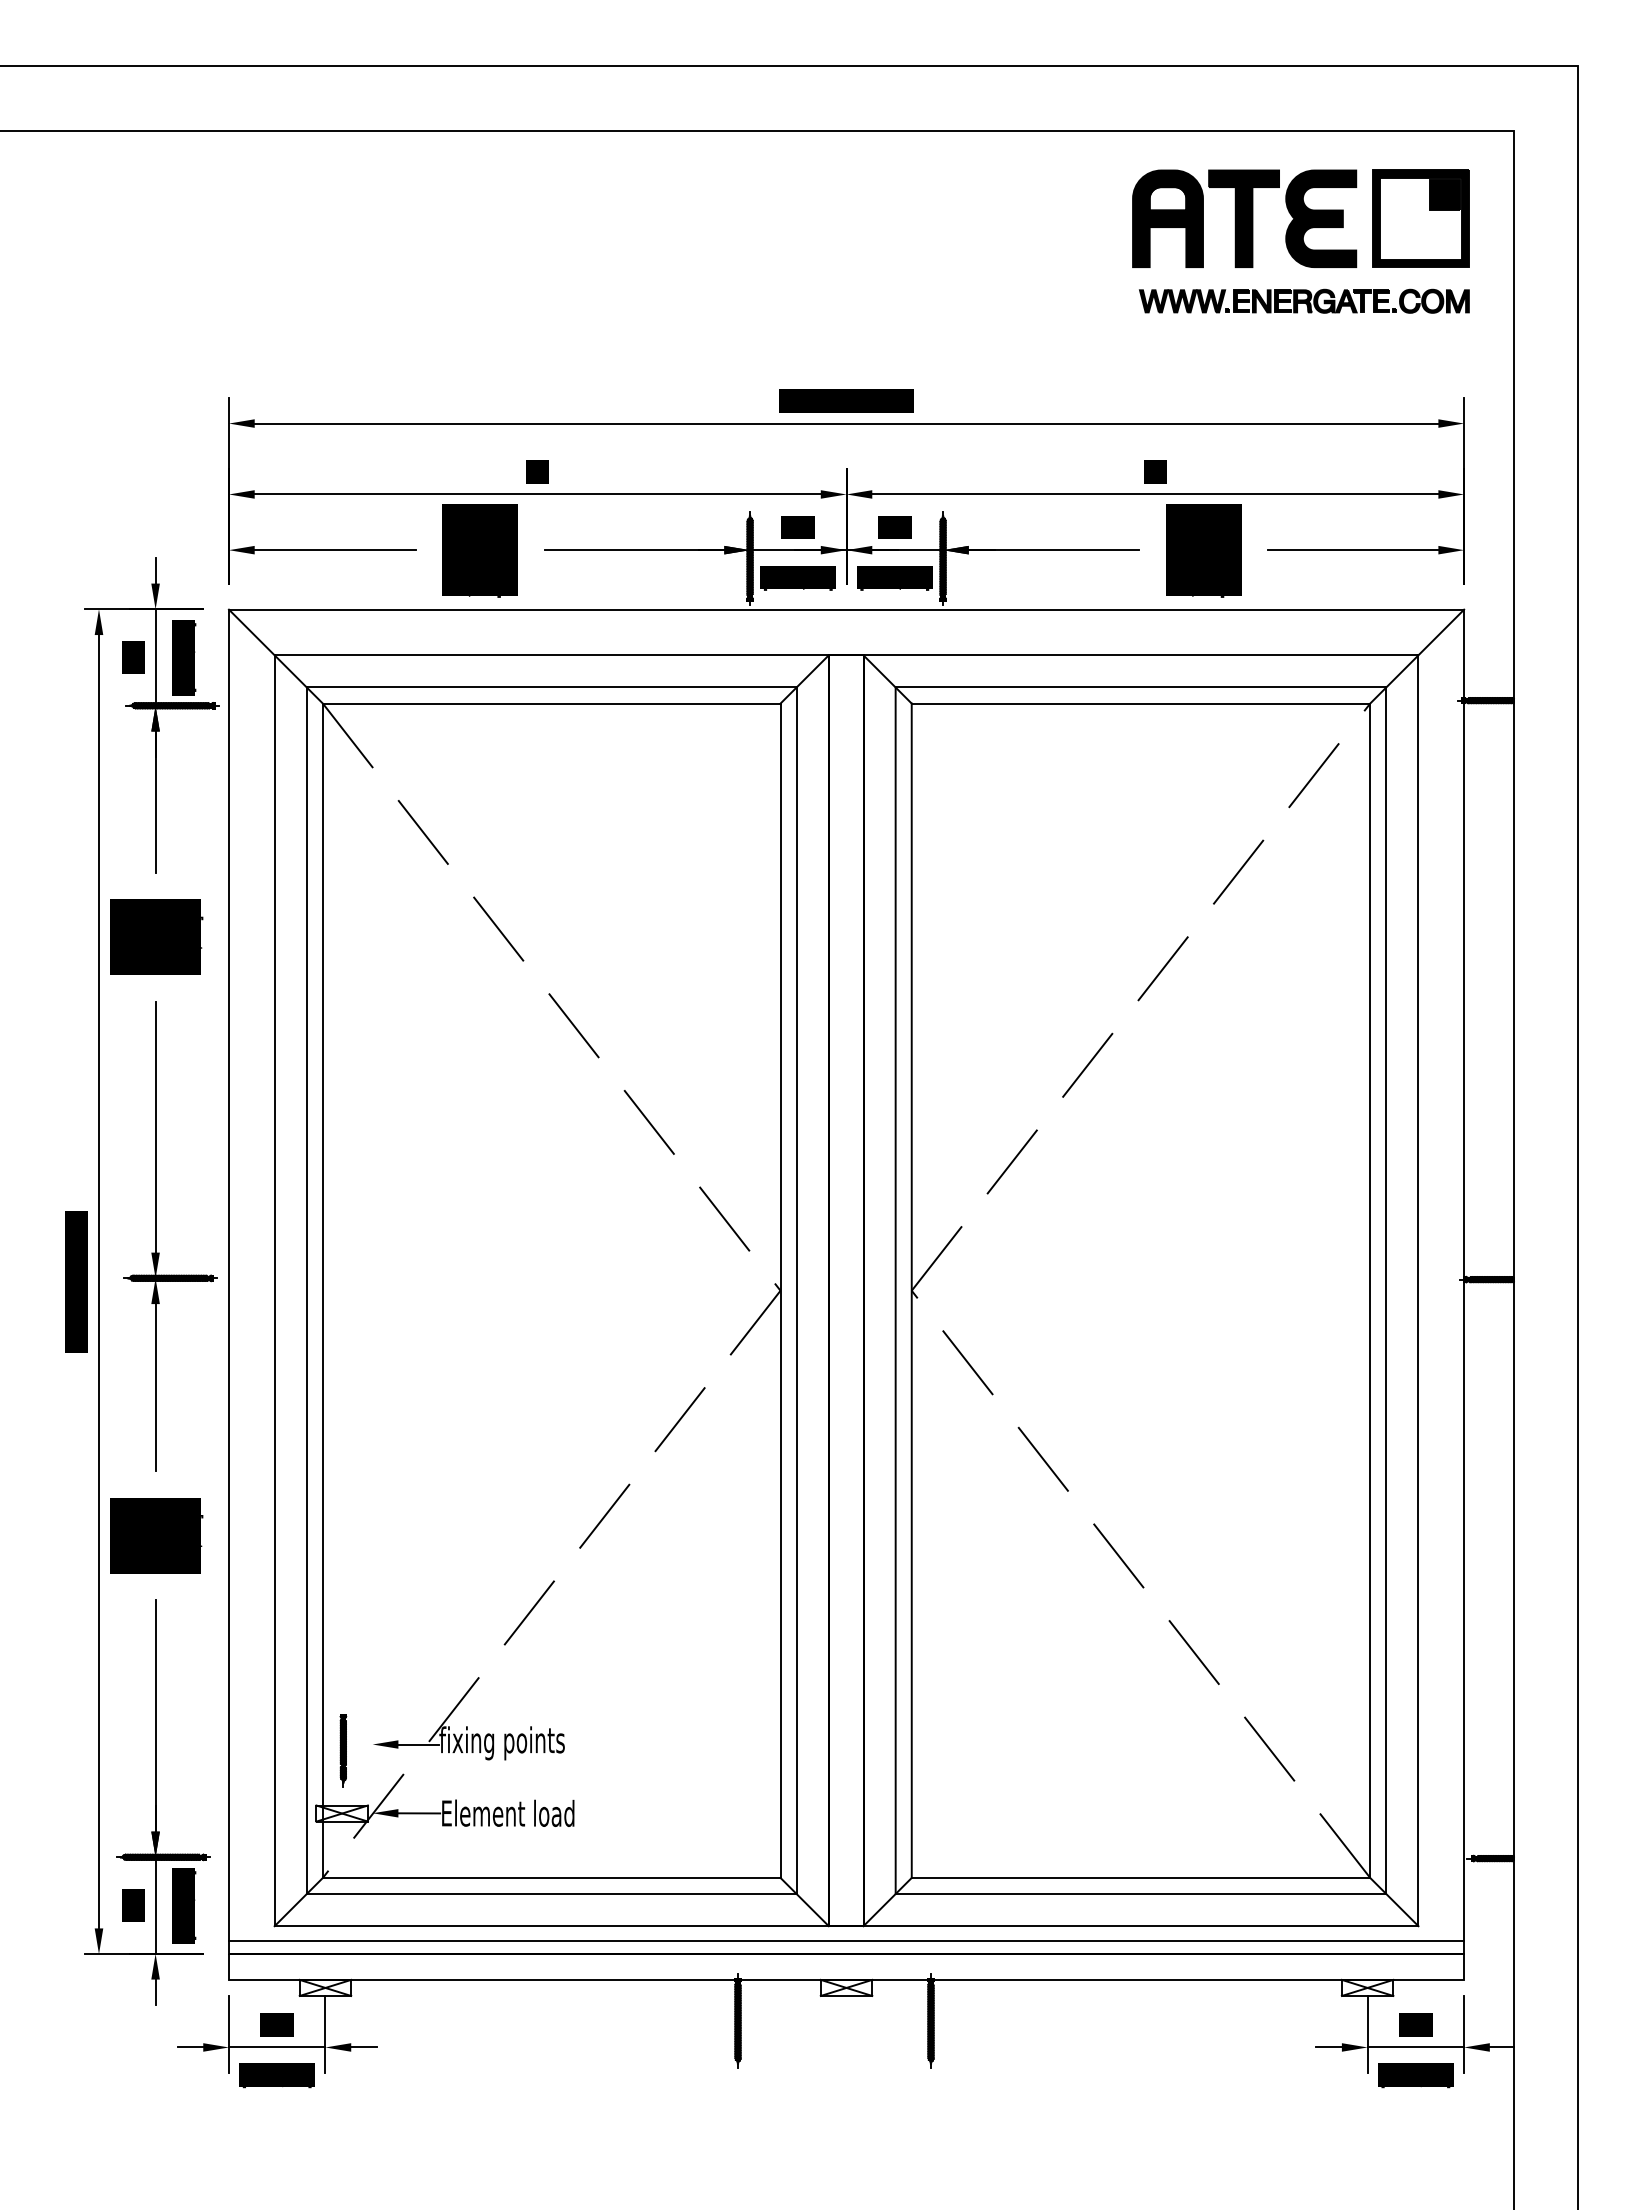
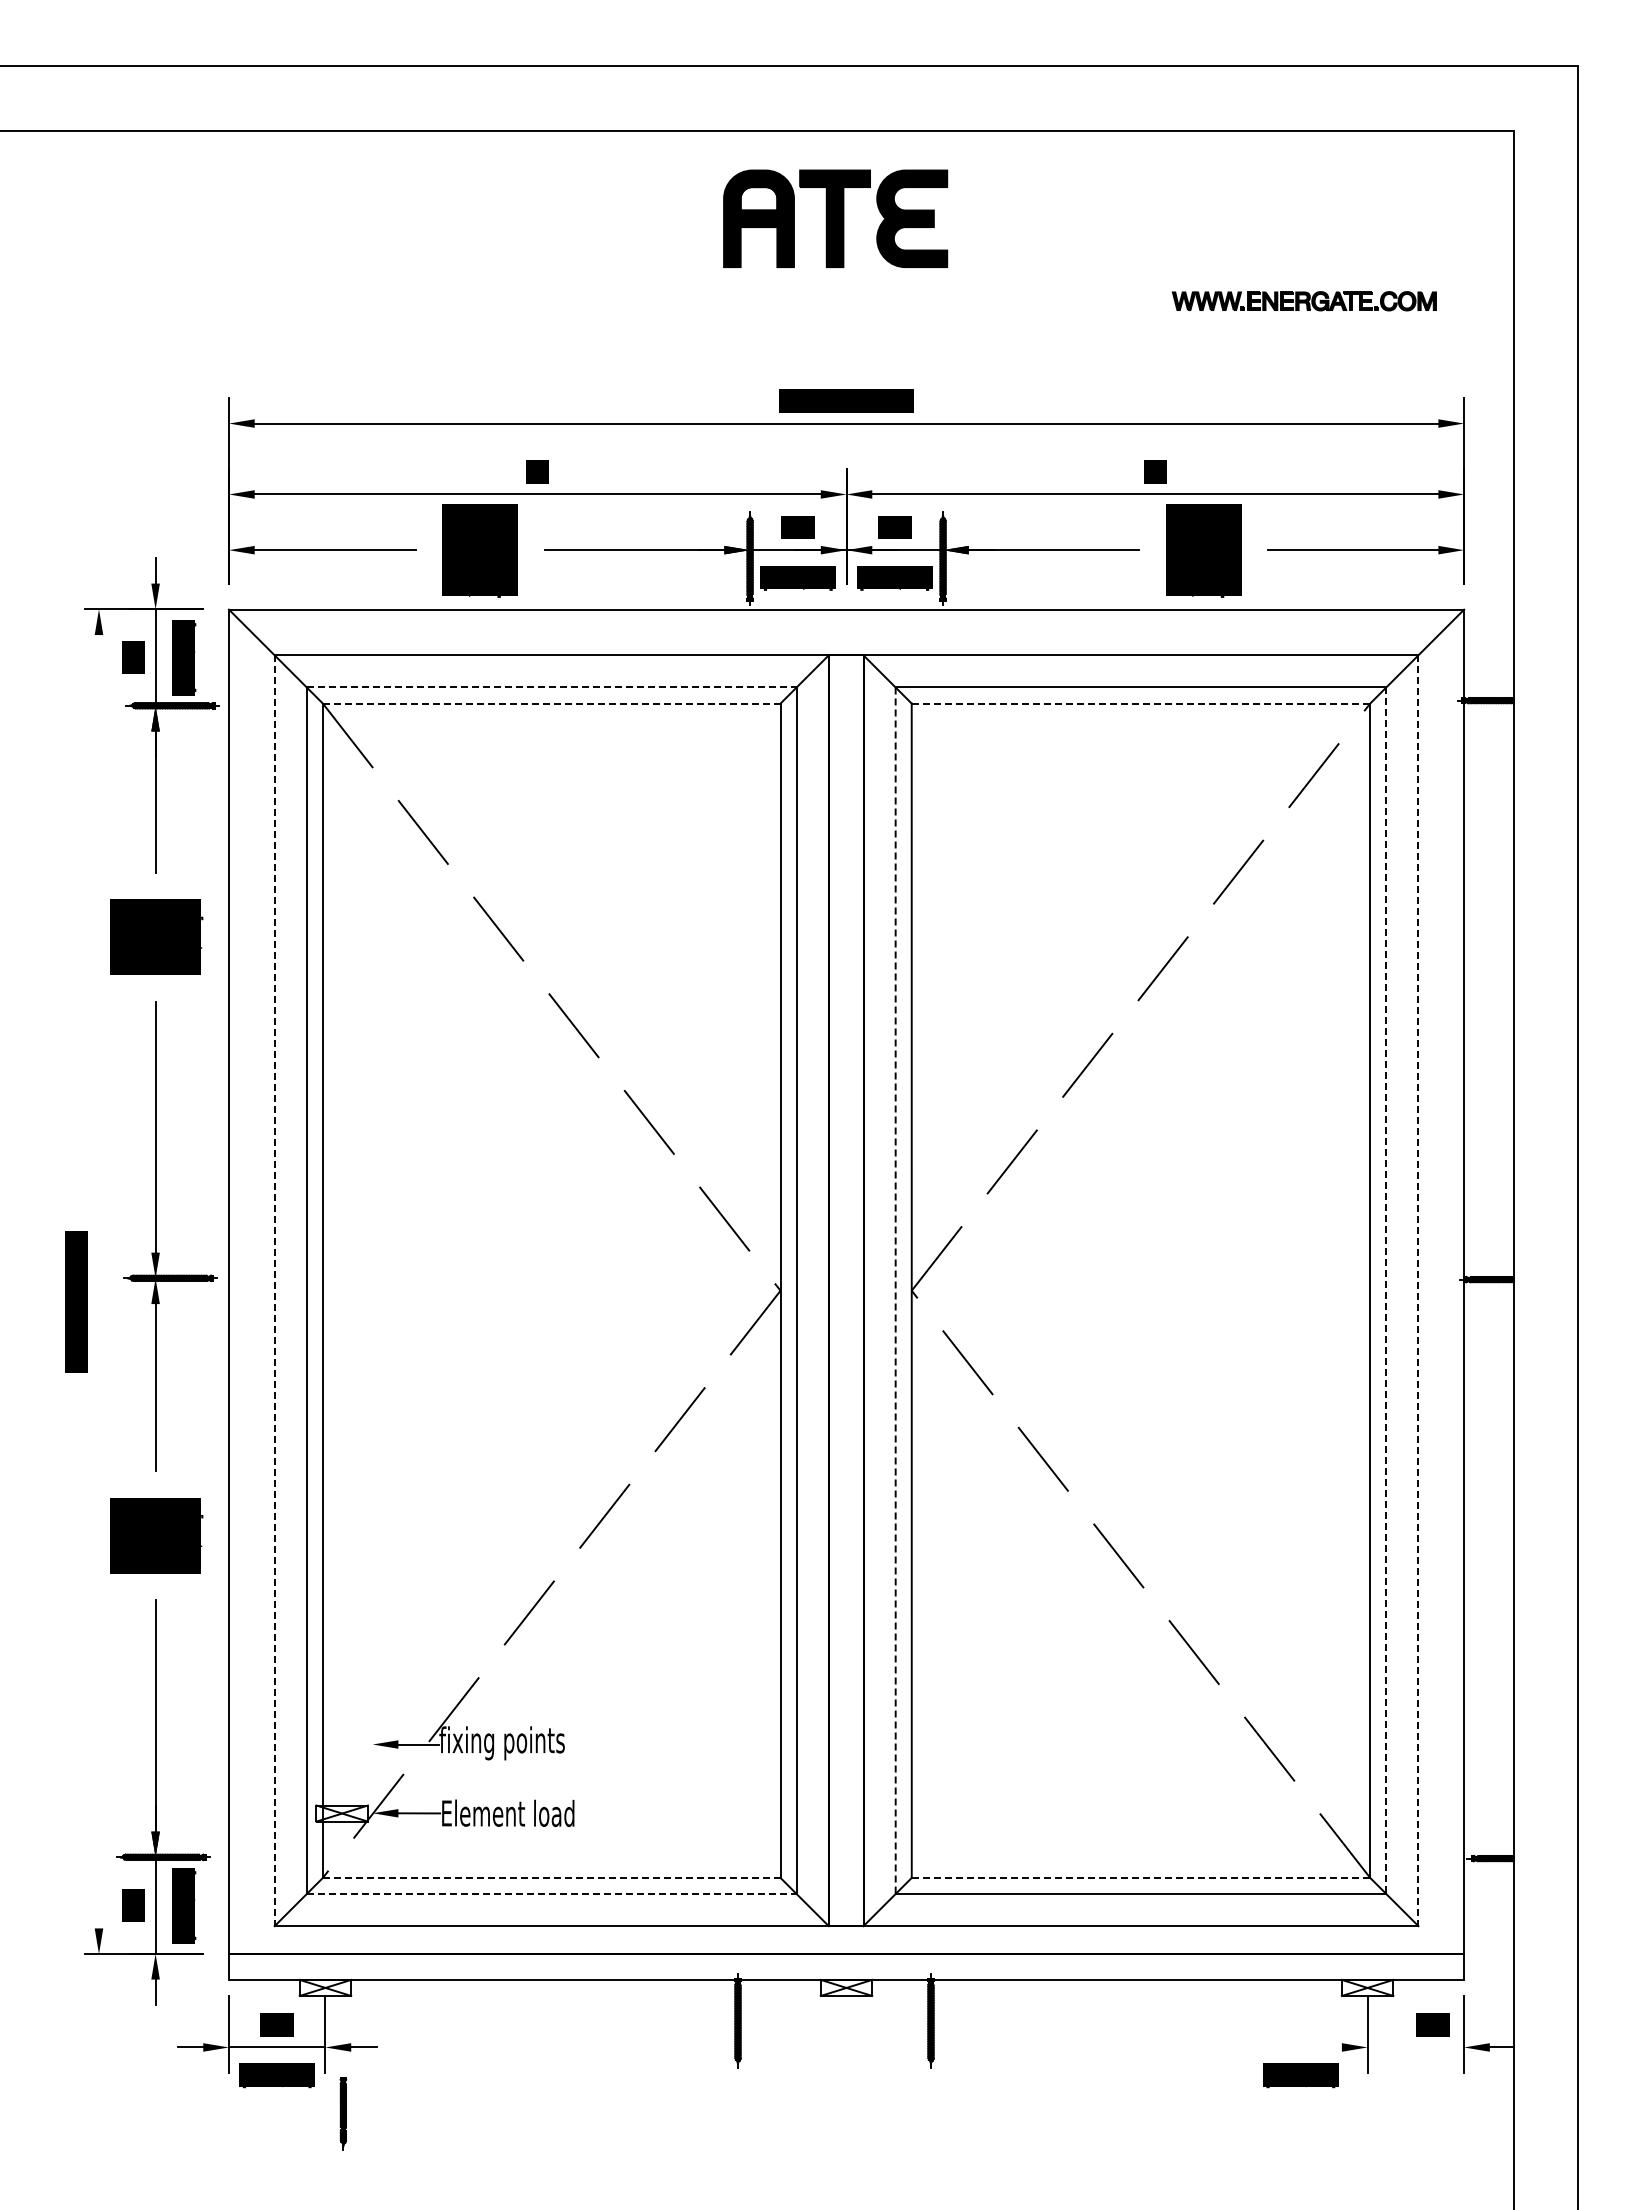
part position: (1244, 218) -> (835, 218) (835, 218)
part: present -> none (1420, 218)
part size: 331x26 px -> 266x21 px (1303, 301)
line: solid -> dashed (551, 687)
line: solid -> dashed (551, 703)
line: solid -> dashed (1141, 703)
text position: (76, 1281) -> (76, 1301) (76, 1301)
line: present -> none (99, 1281)
line: solid -> dashed (274, 1291)
line: solid -> dashed (895, 1291)
line: solid -> dashed (1386, 1291)
line: solid -> dashed (1418, 1291)
part position: (343, 1750) -> (343, 2113) (343, 2113)
line: solid -> dashed (551, 1877)
line: solid -> dashed (1141, 1877)
line: solid -> dashed (551, 1894)
line: present -> none (846, 1940)
text position: (1415, 2024) -> (1432, 2024) (1432, 2024)
line: present -> none (1328, 2047)
line: present -> none (1415, 2047)
text position: (1415, 2075) -> (1300, 2075) (1300, 2075)
